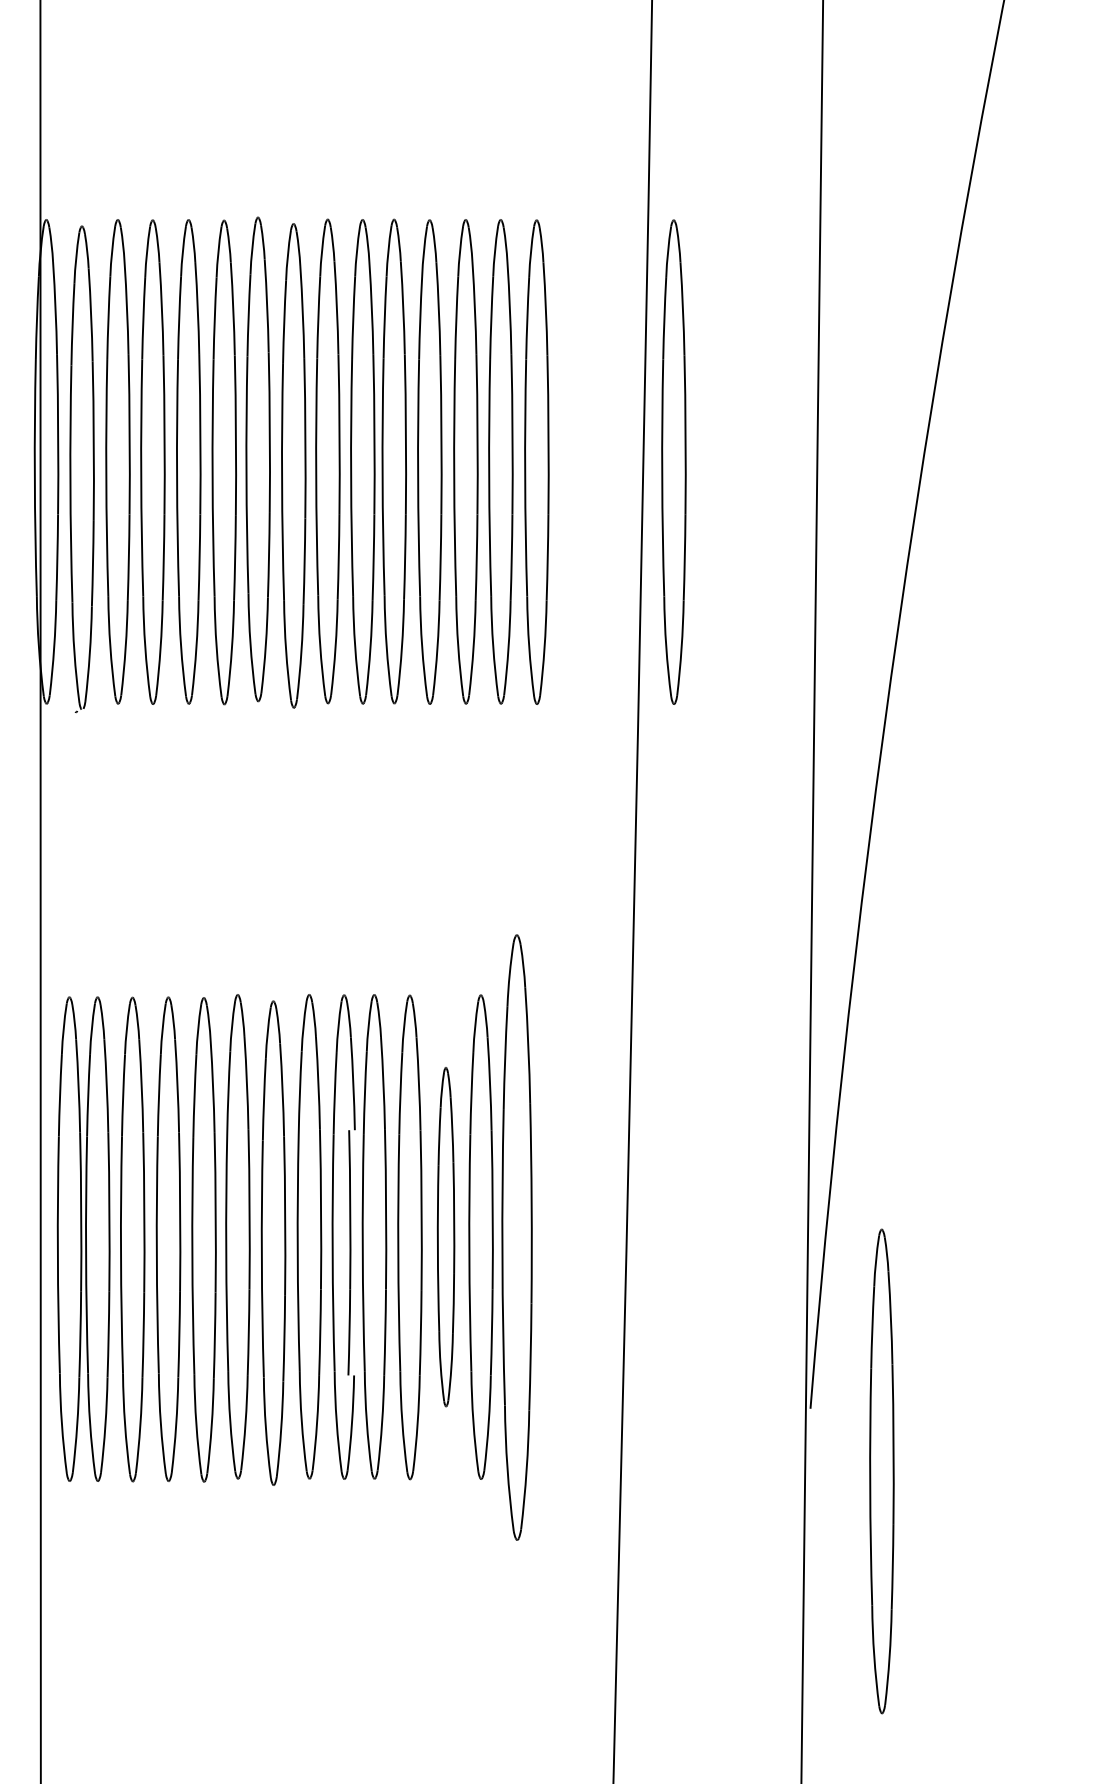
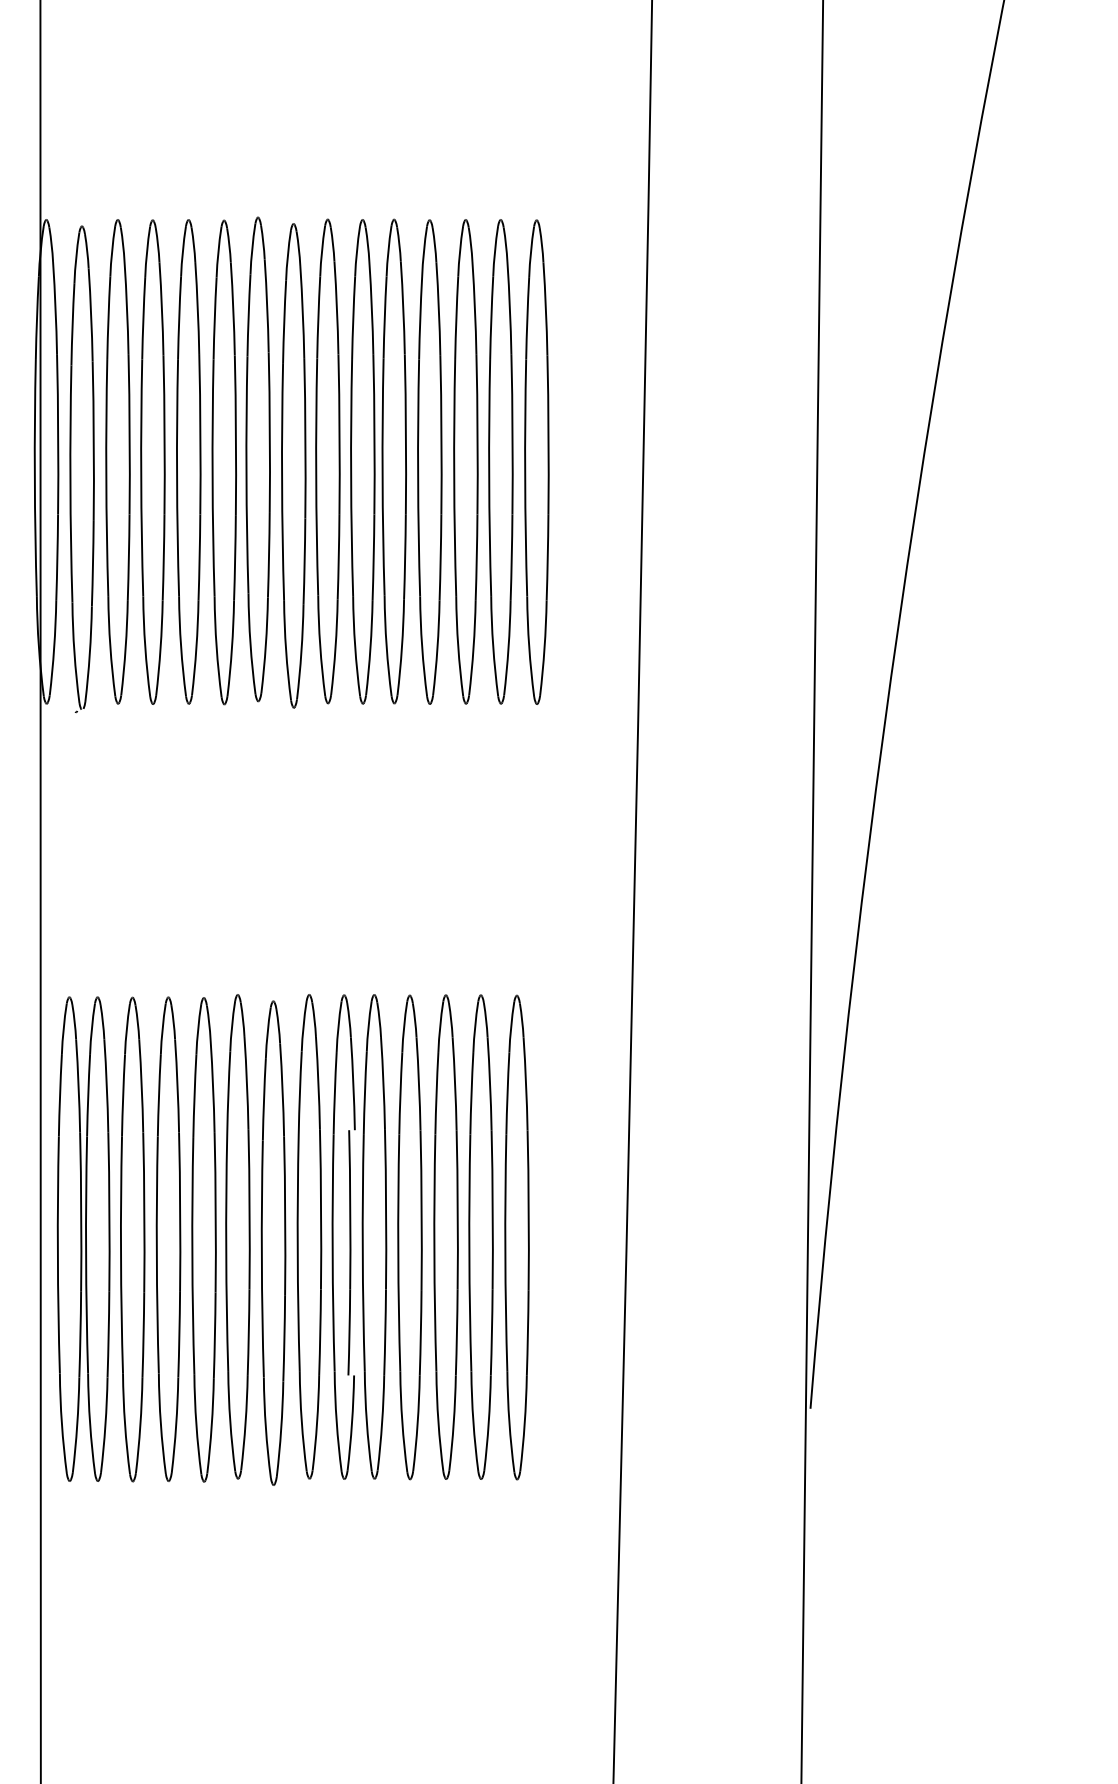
part: present -> none (673, 461)
part size: 20x341 px -> 26x486 px (445, 1236)
part size: 32x607 px -> 26x487 px (516, 1237)
part: present -> none (881, 1471)
